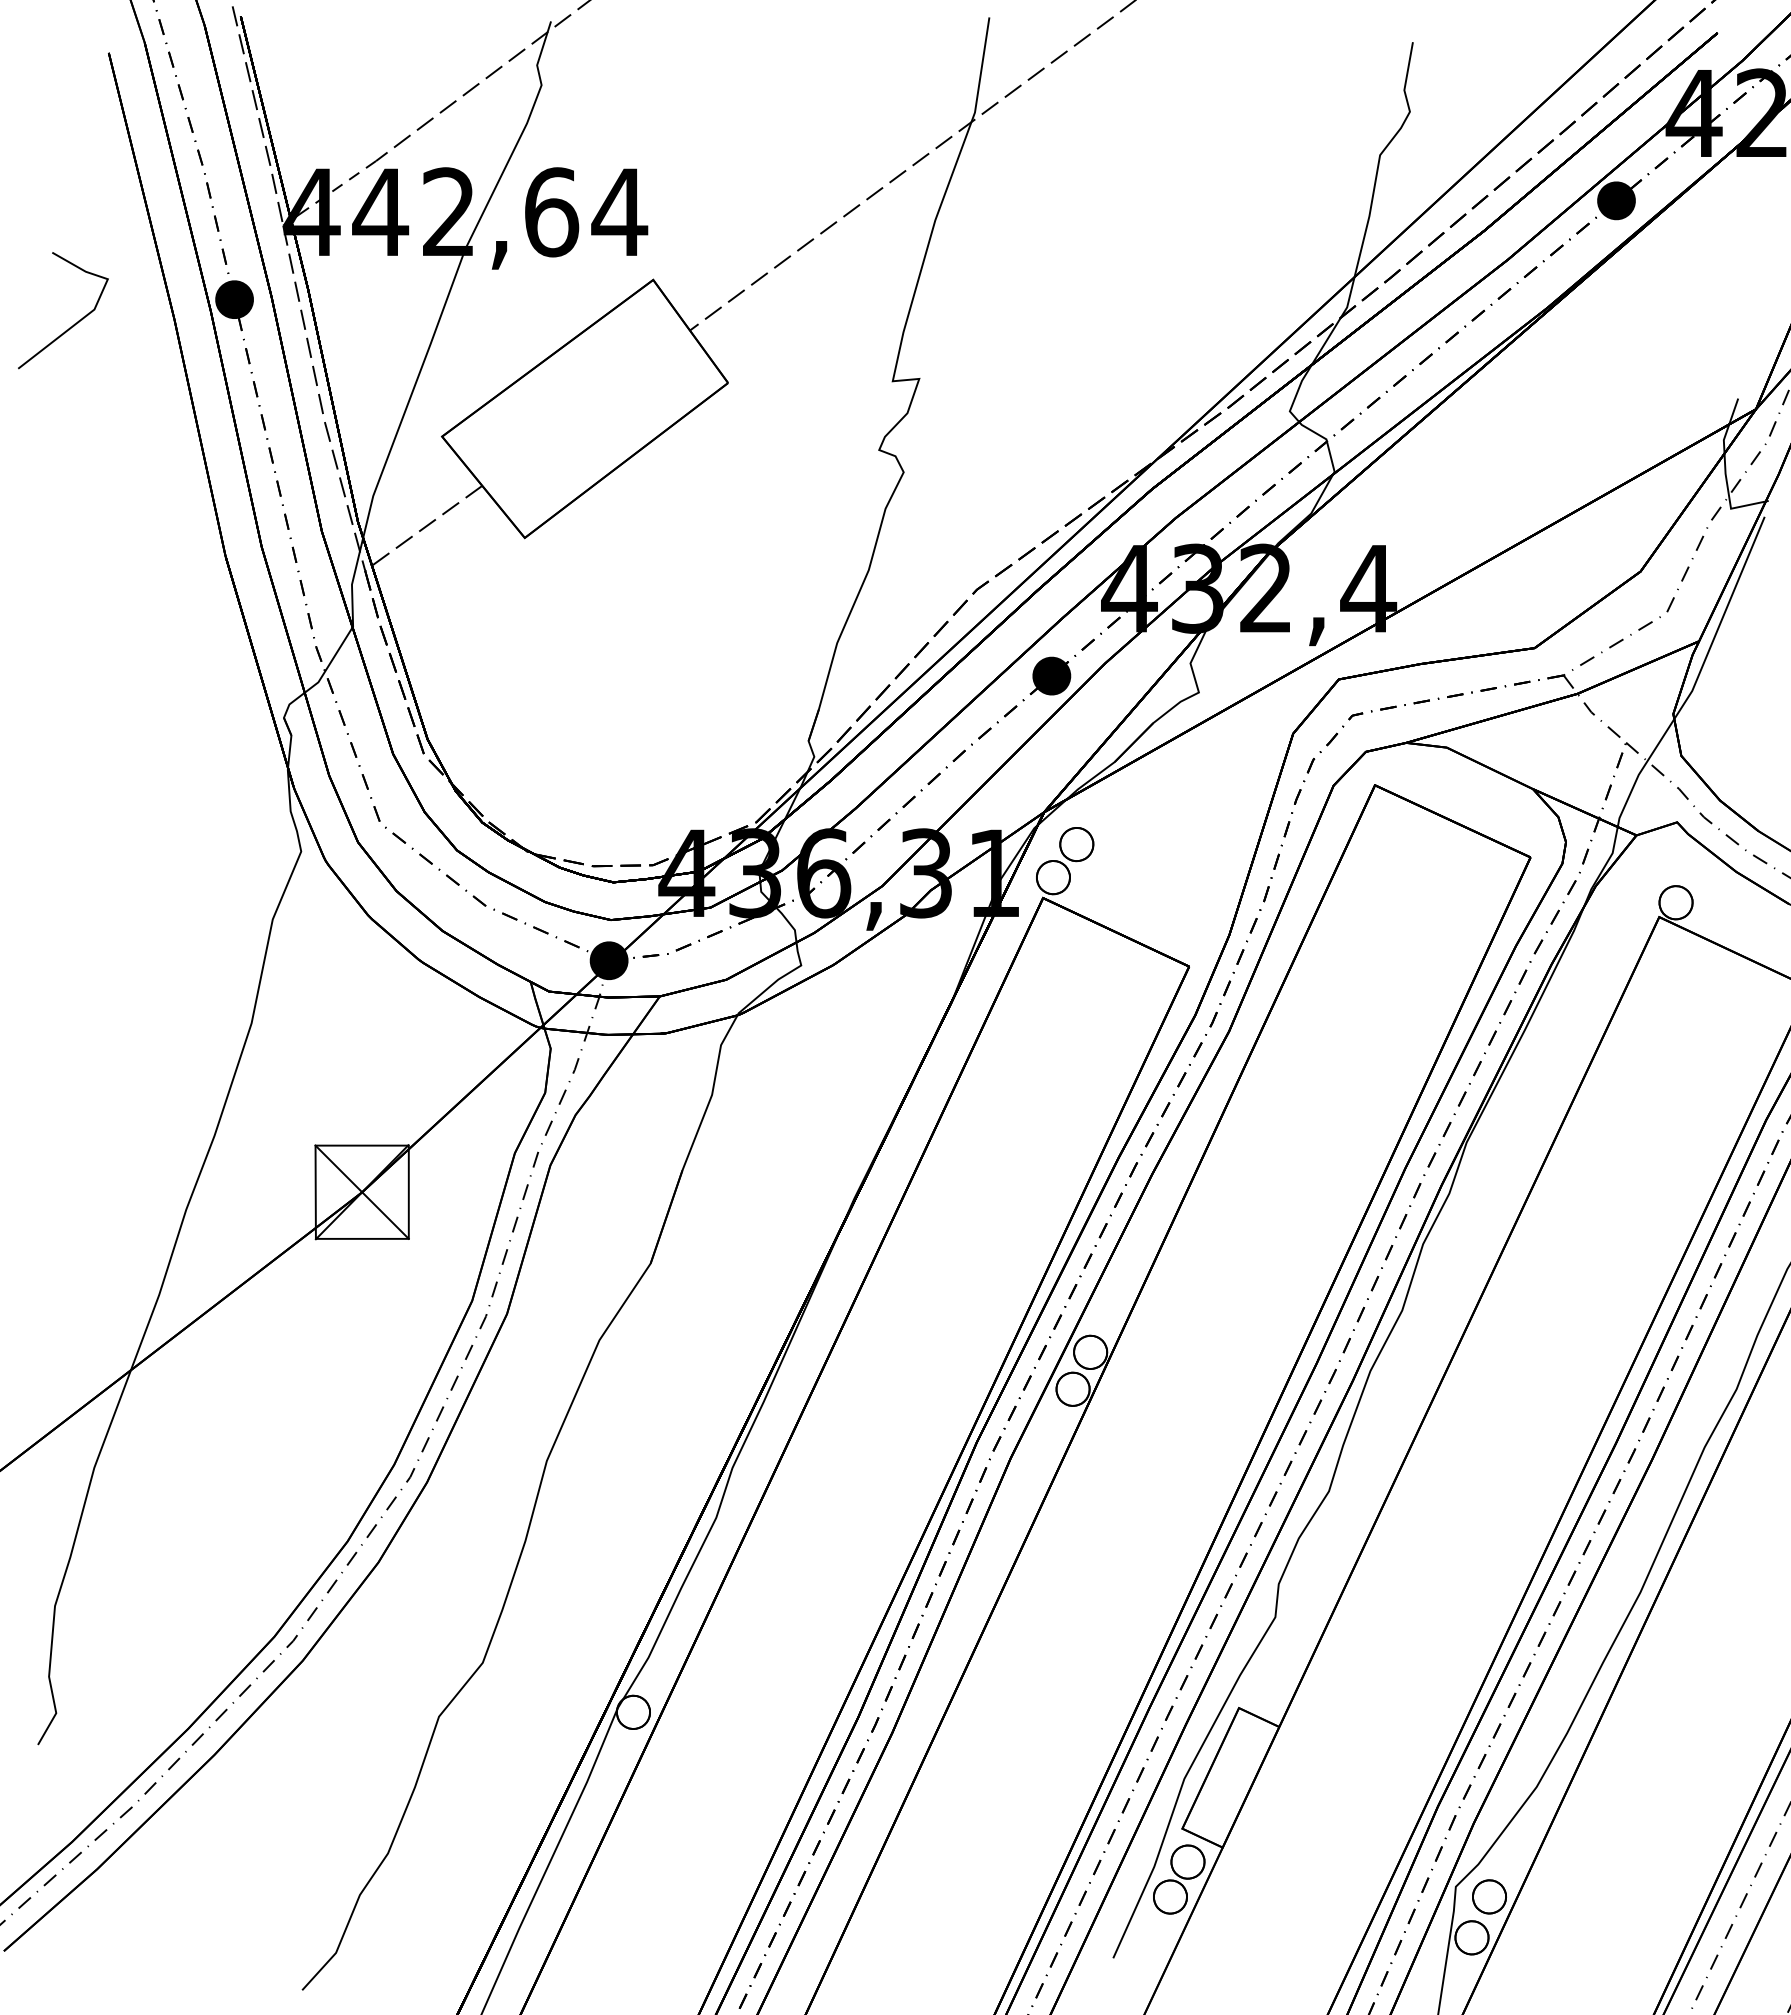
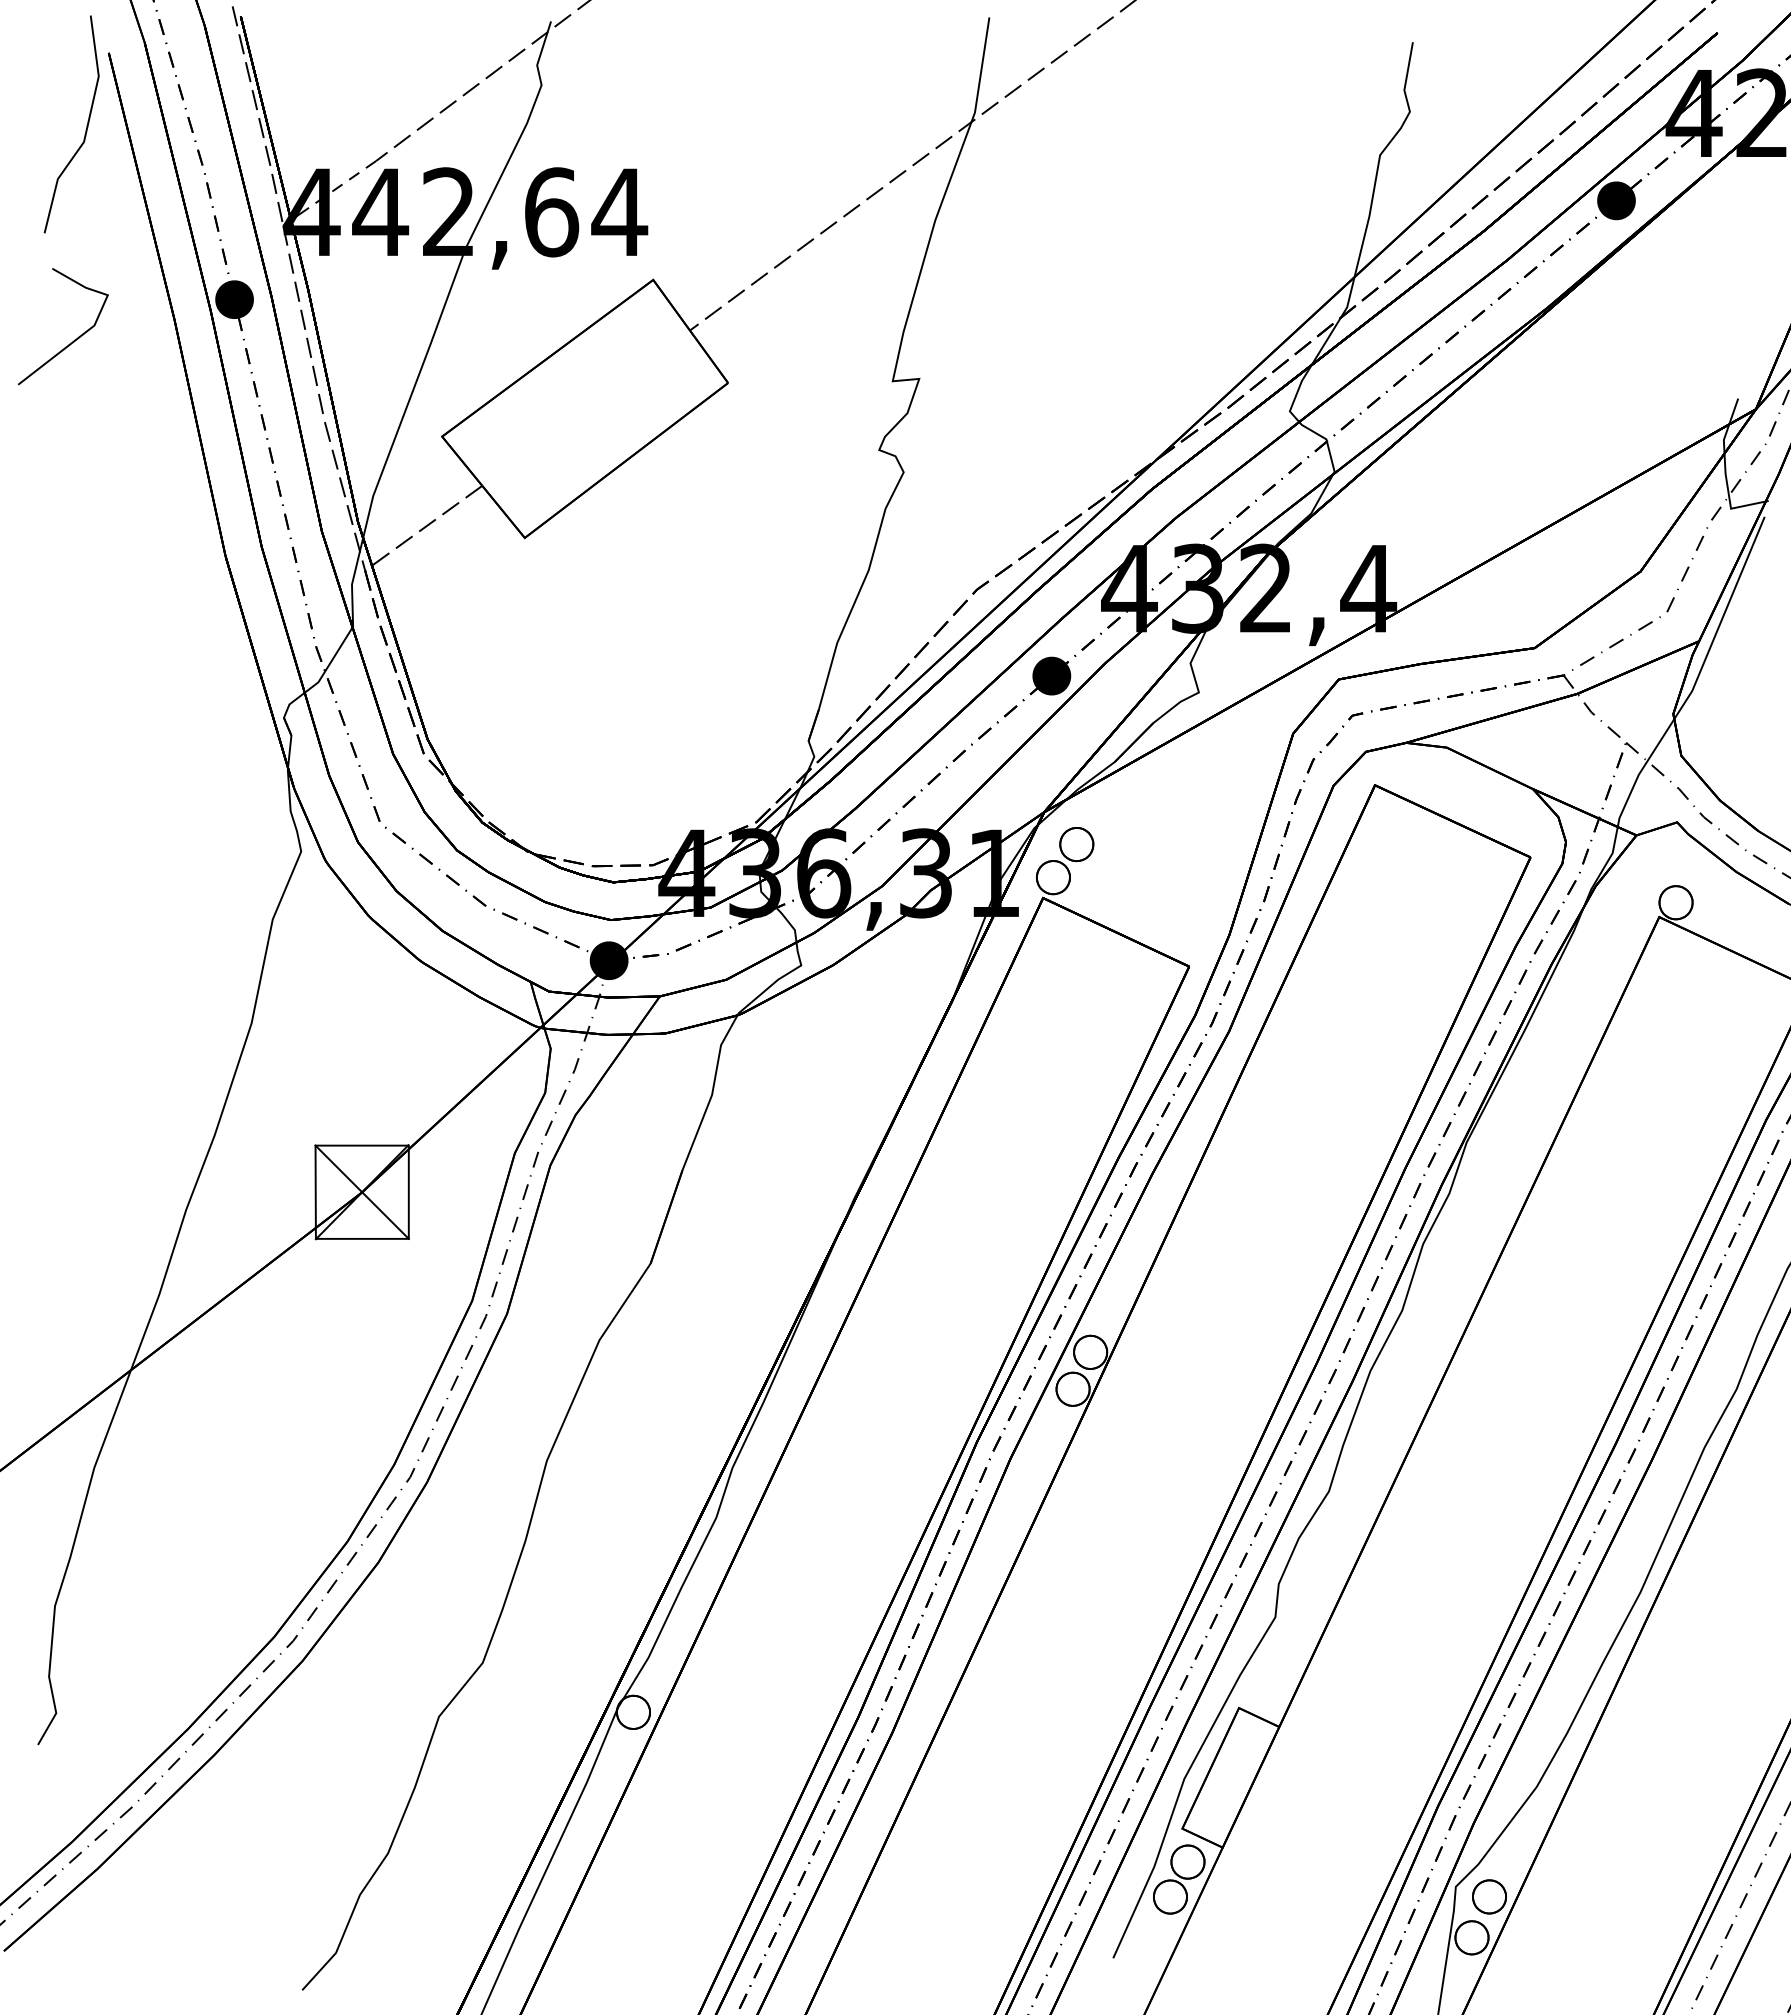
line: none -> present (85, 129)
line position: (74, 323) -> (74, 339) (74, 339)
